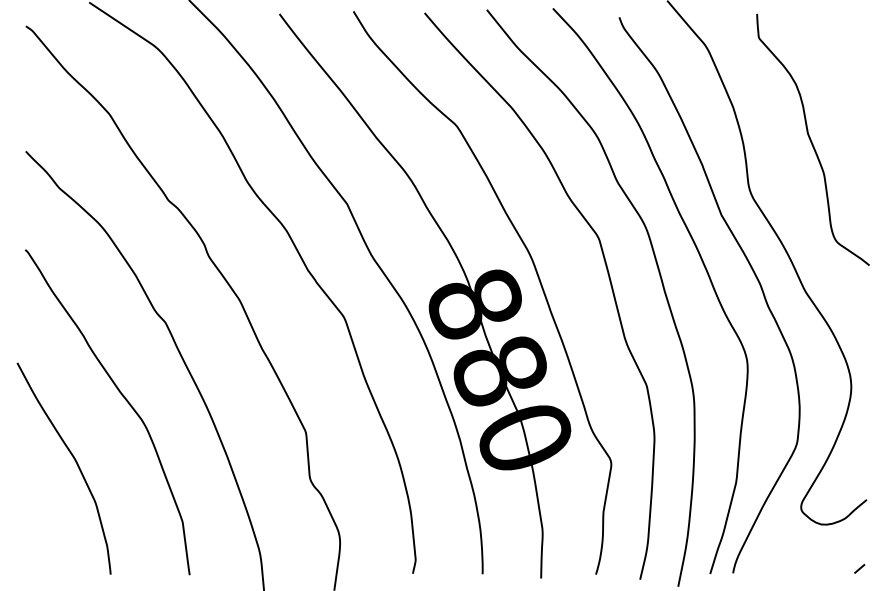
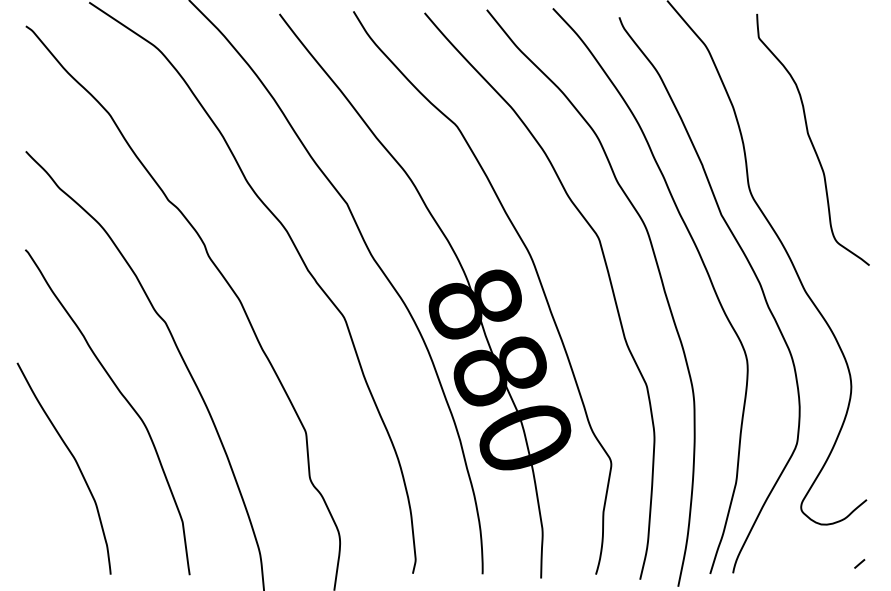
line position: (859, 568) -> (859, 563) (859, 563)
